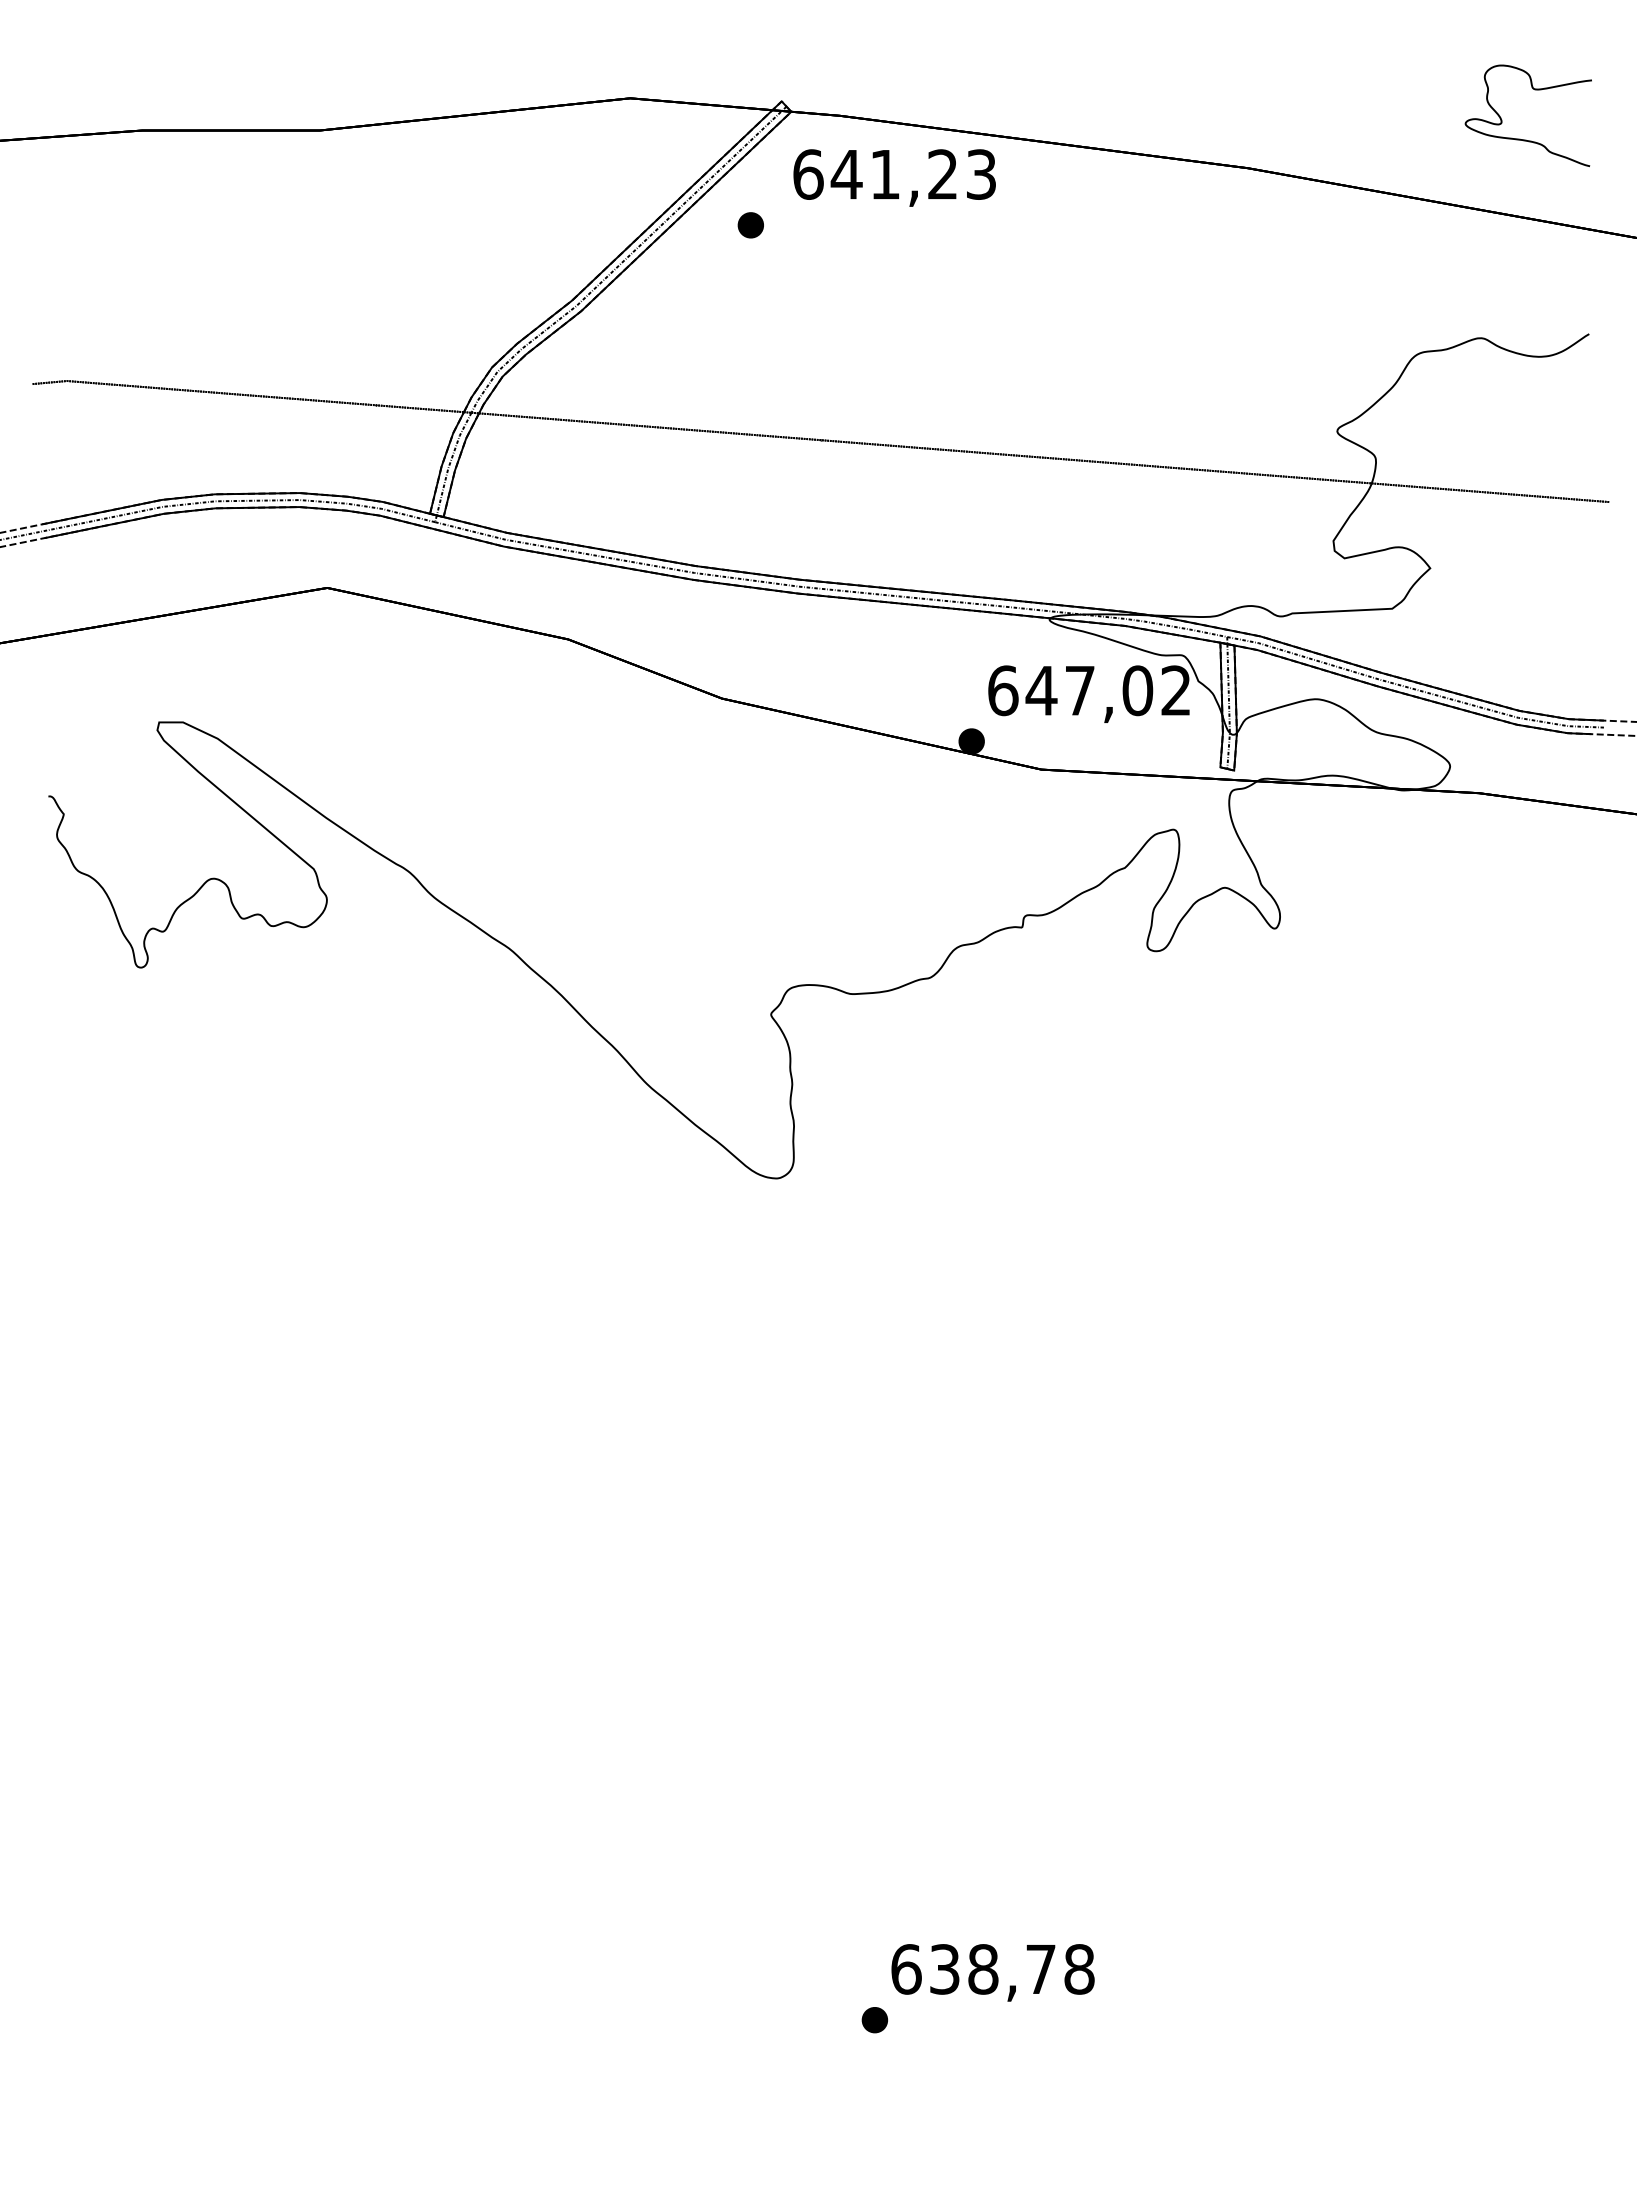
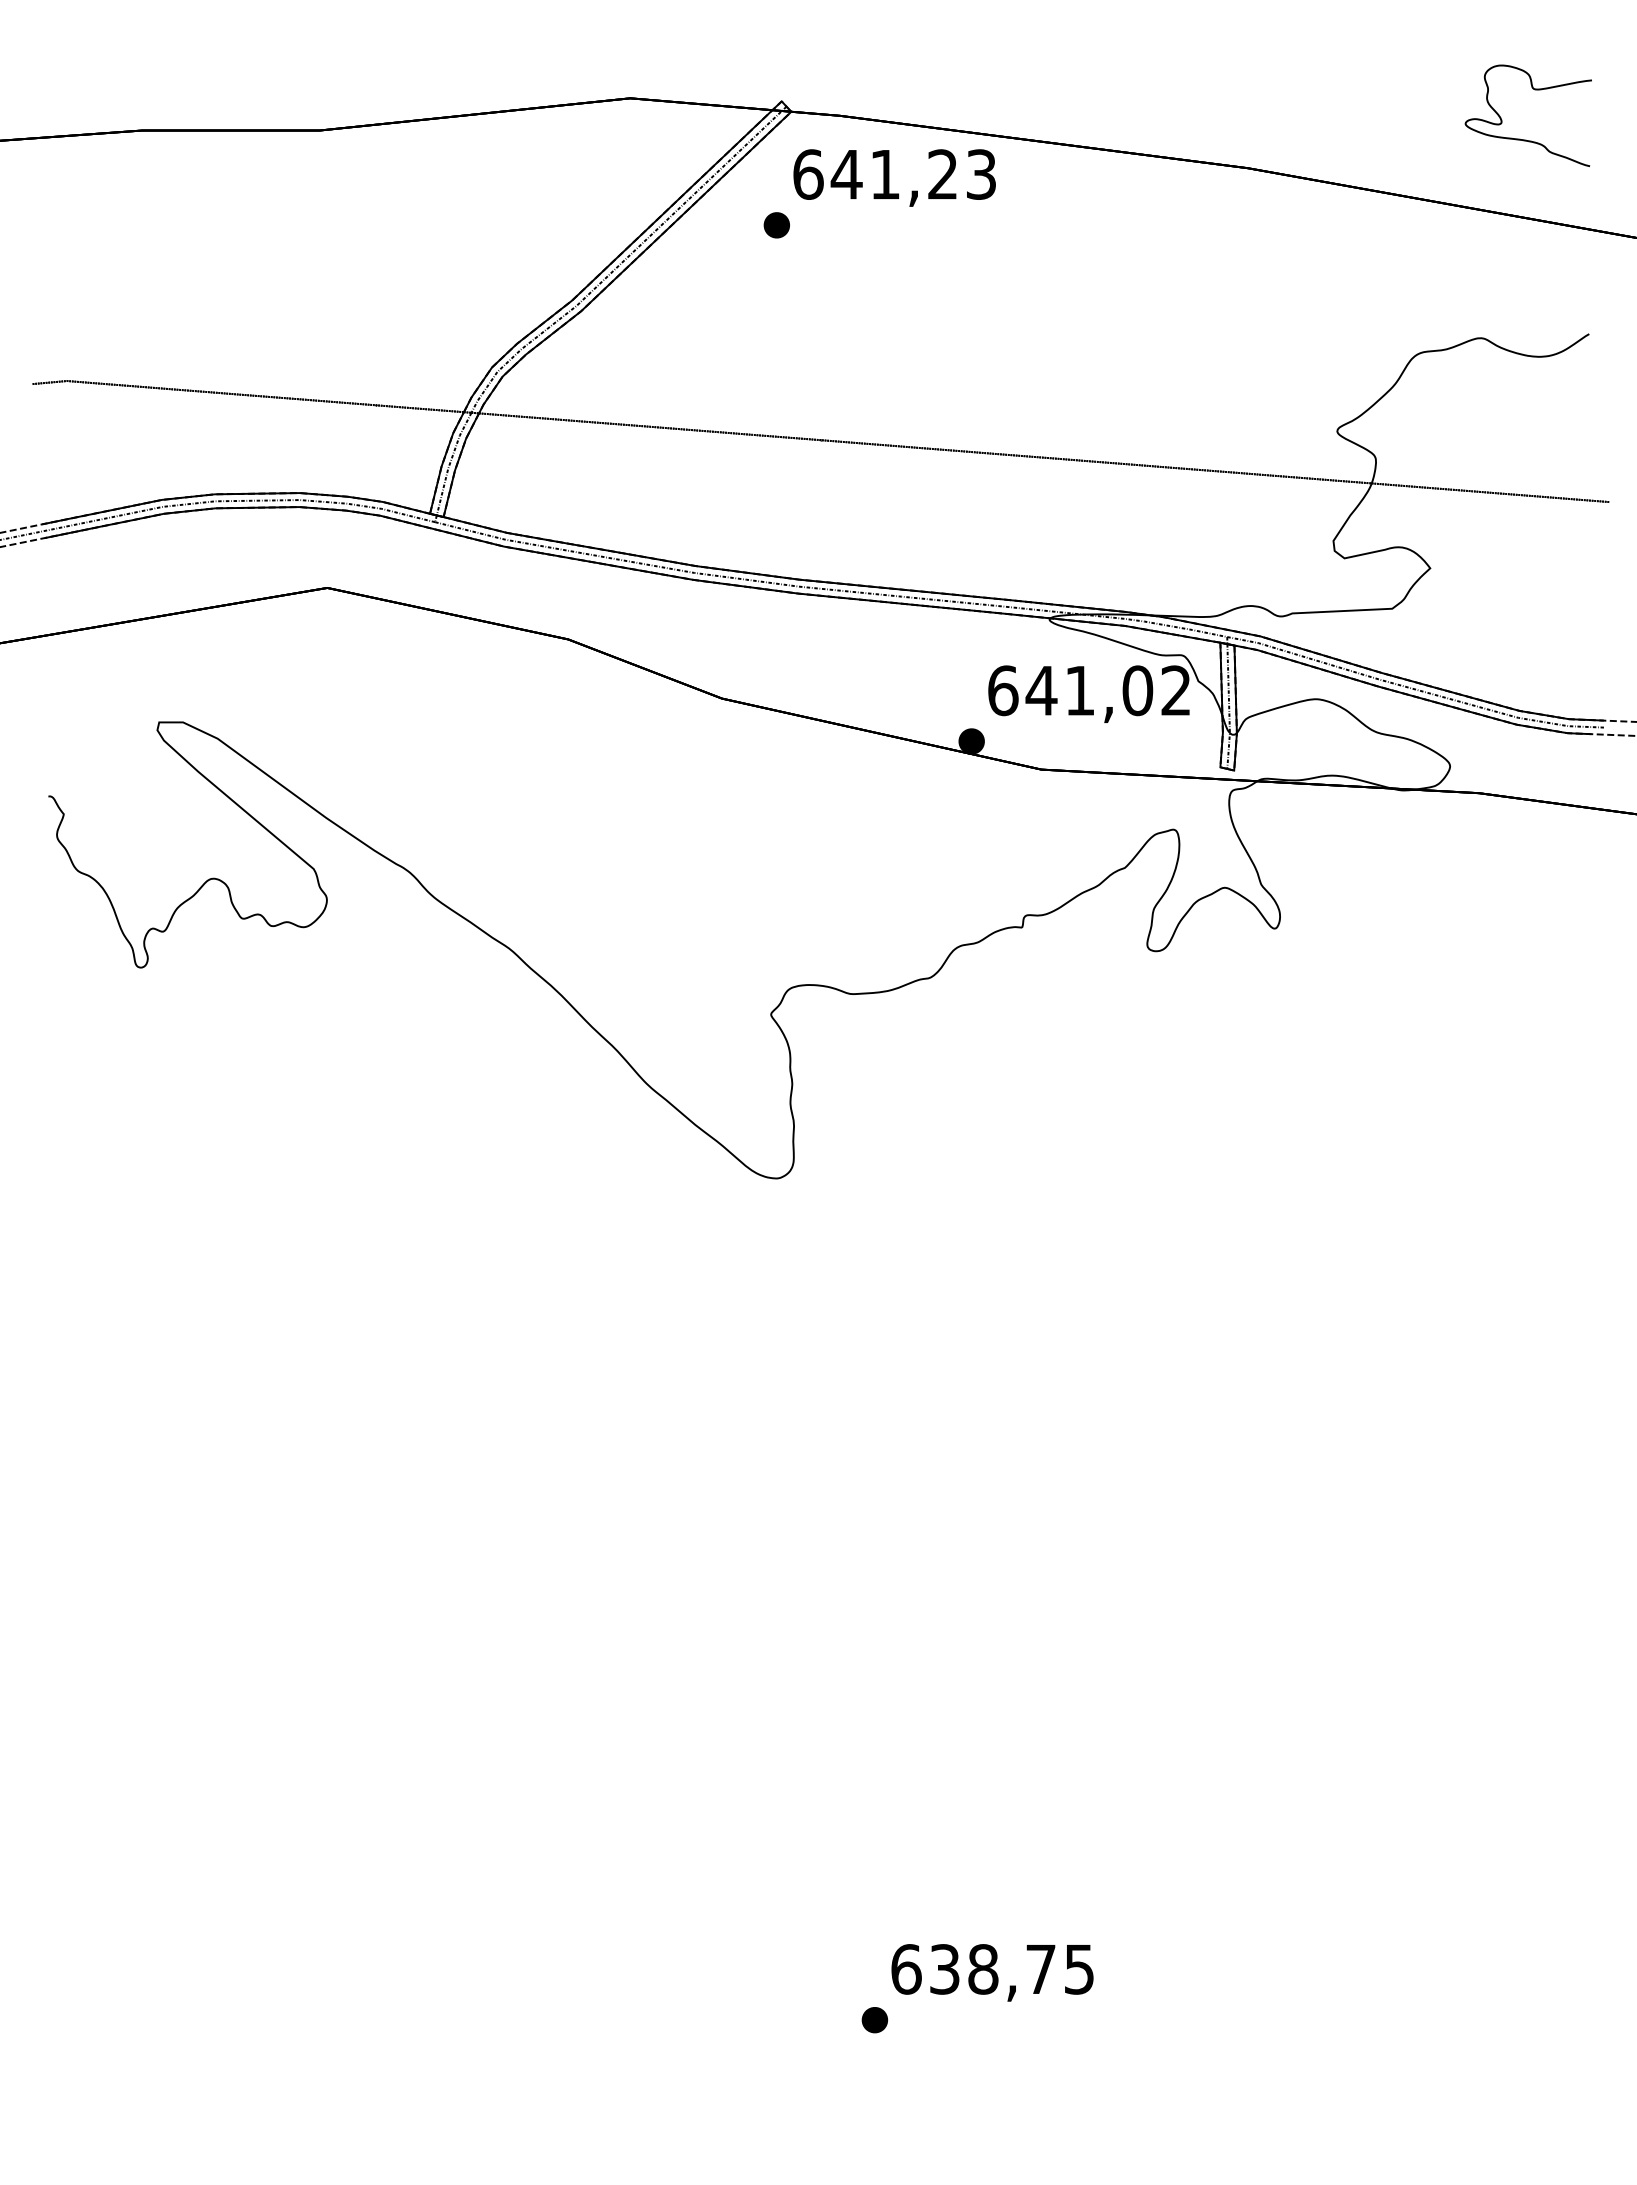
part position: (750, 225) -> (776, 225) (776, 225)
text: 647,02 -> 641,02 (1080, 690)
text: 638,78 -> 638,75 (1079, 1969)
